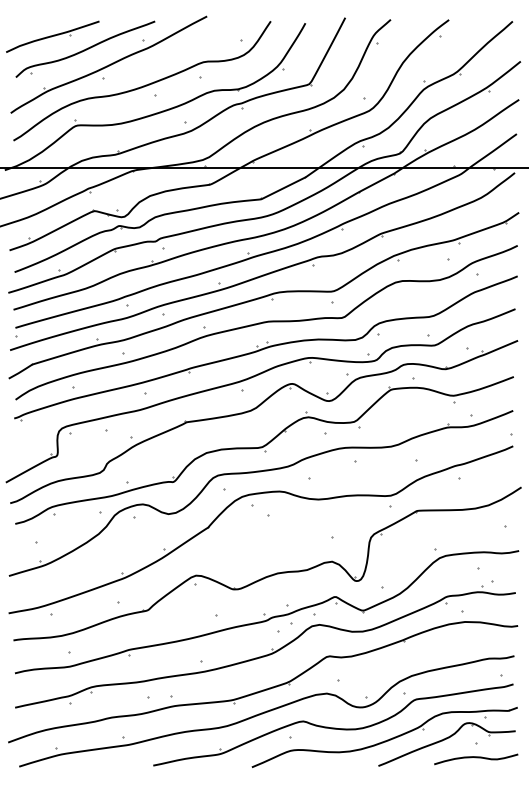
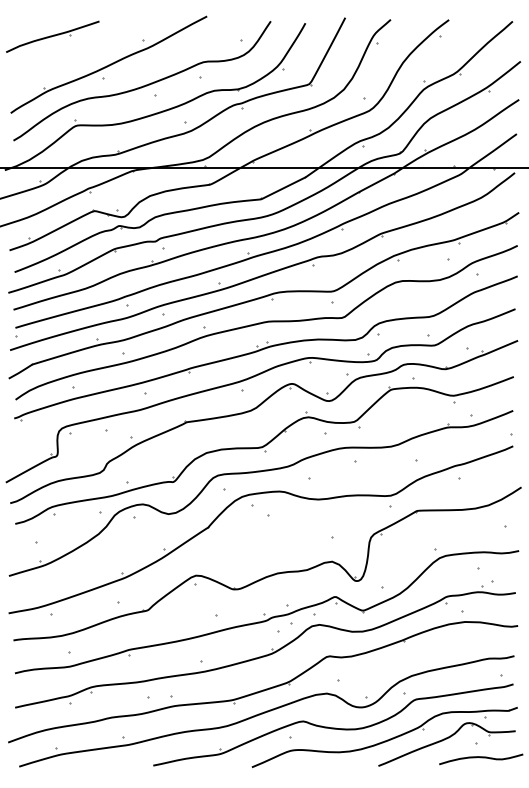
part: present -> none (85, 48)
curve position: (476, 758) -> (481, 758) (481, 758)
